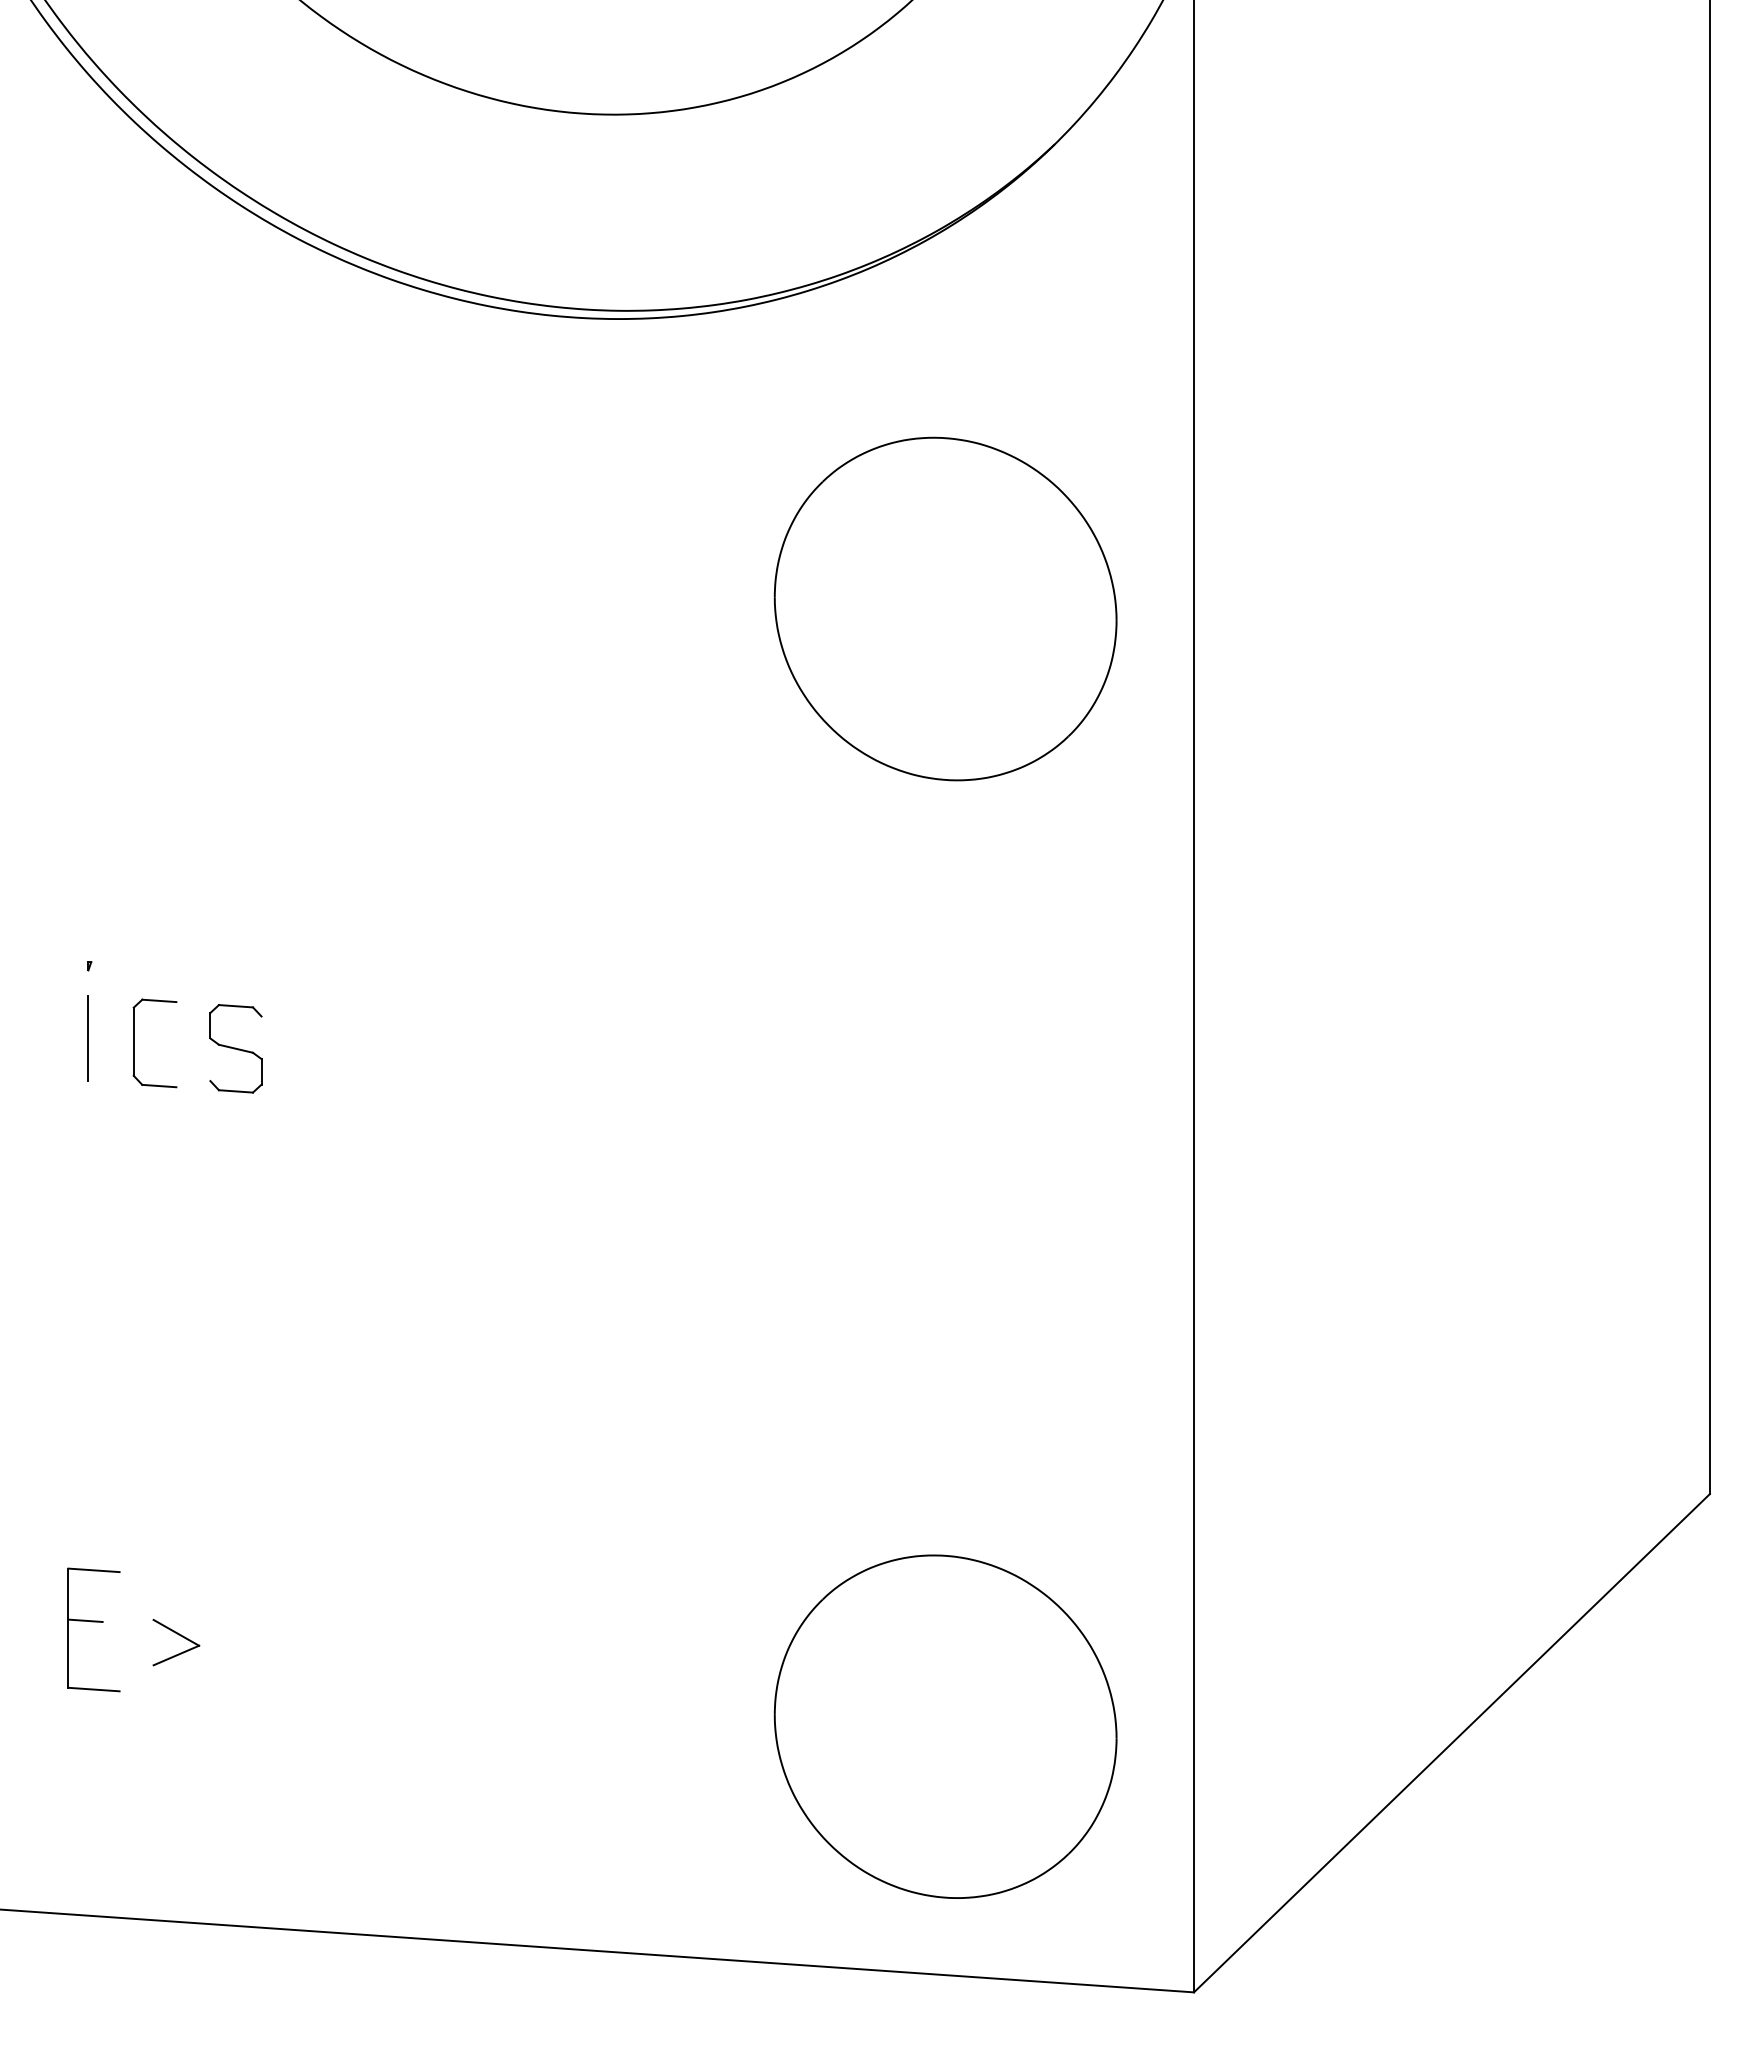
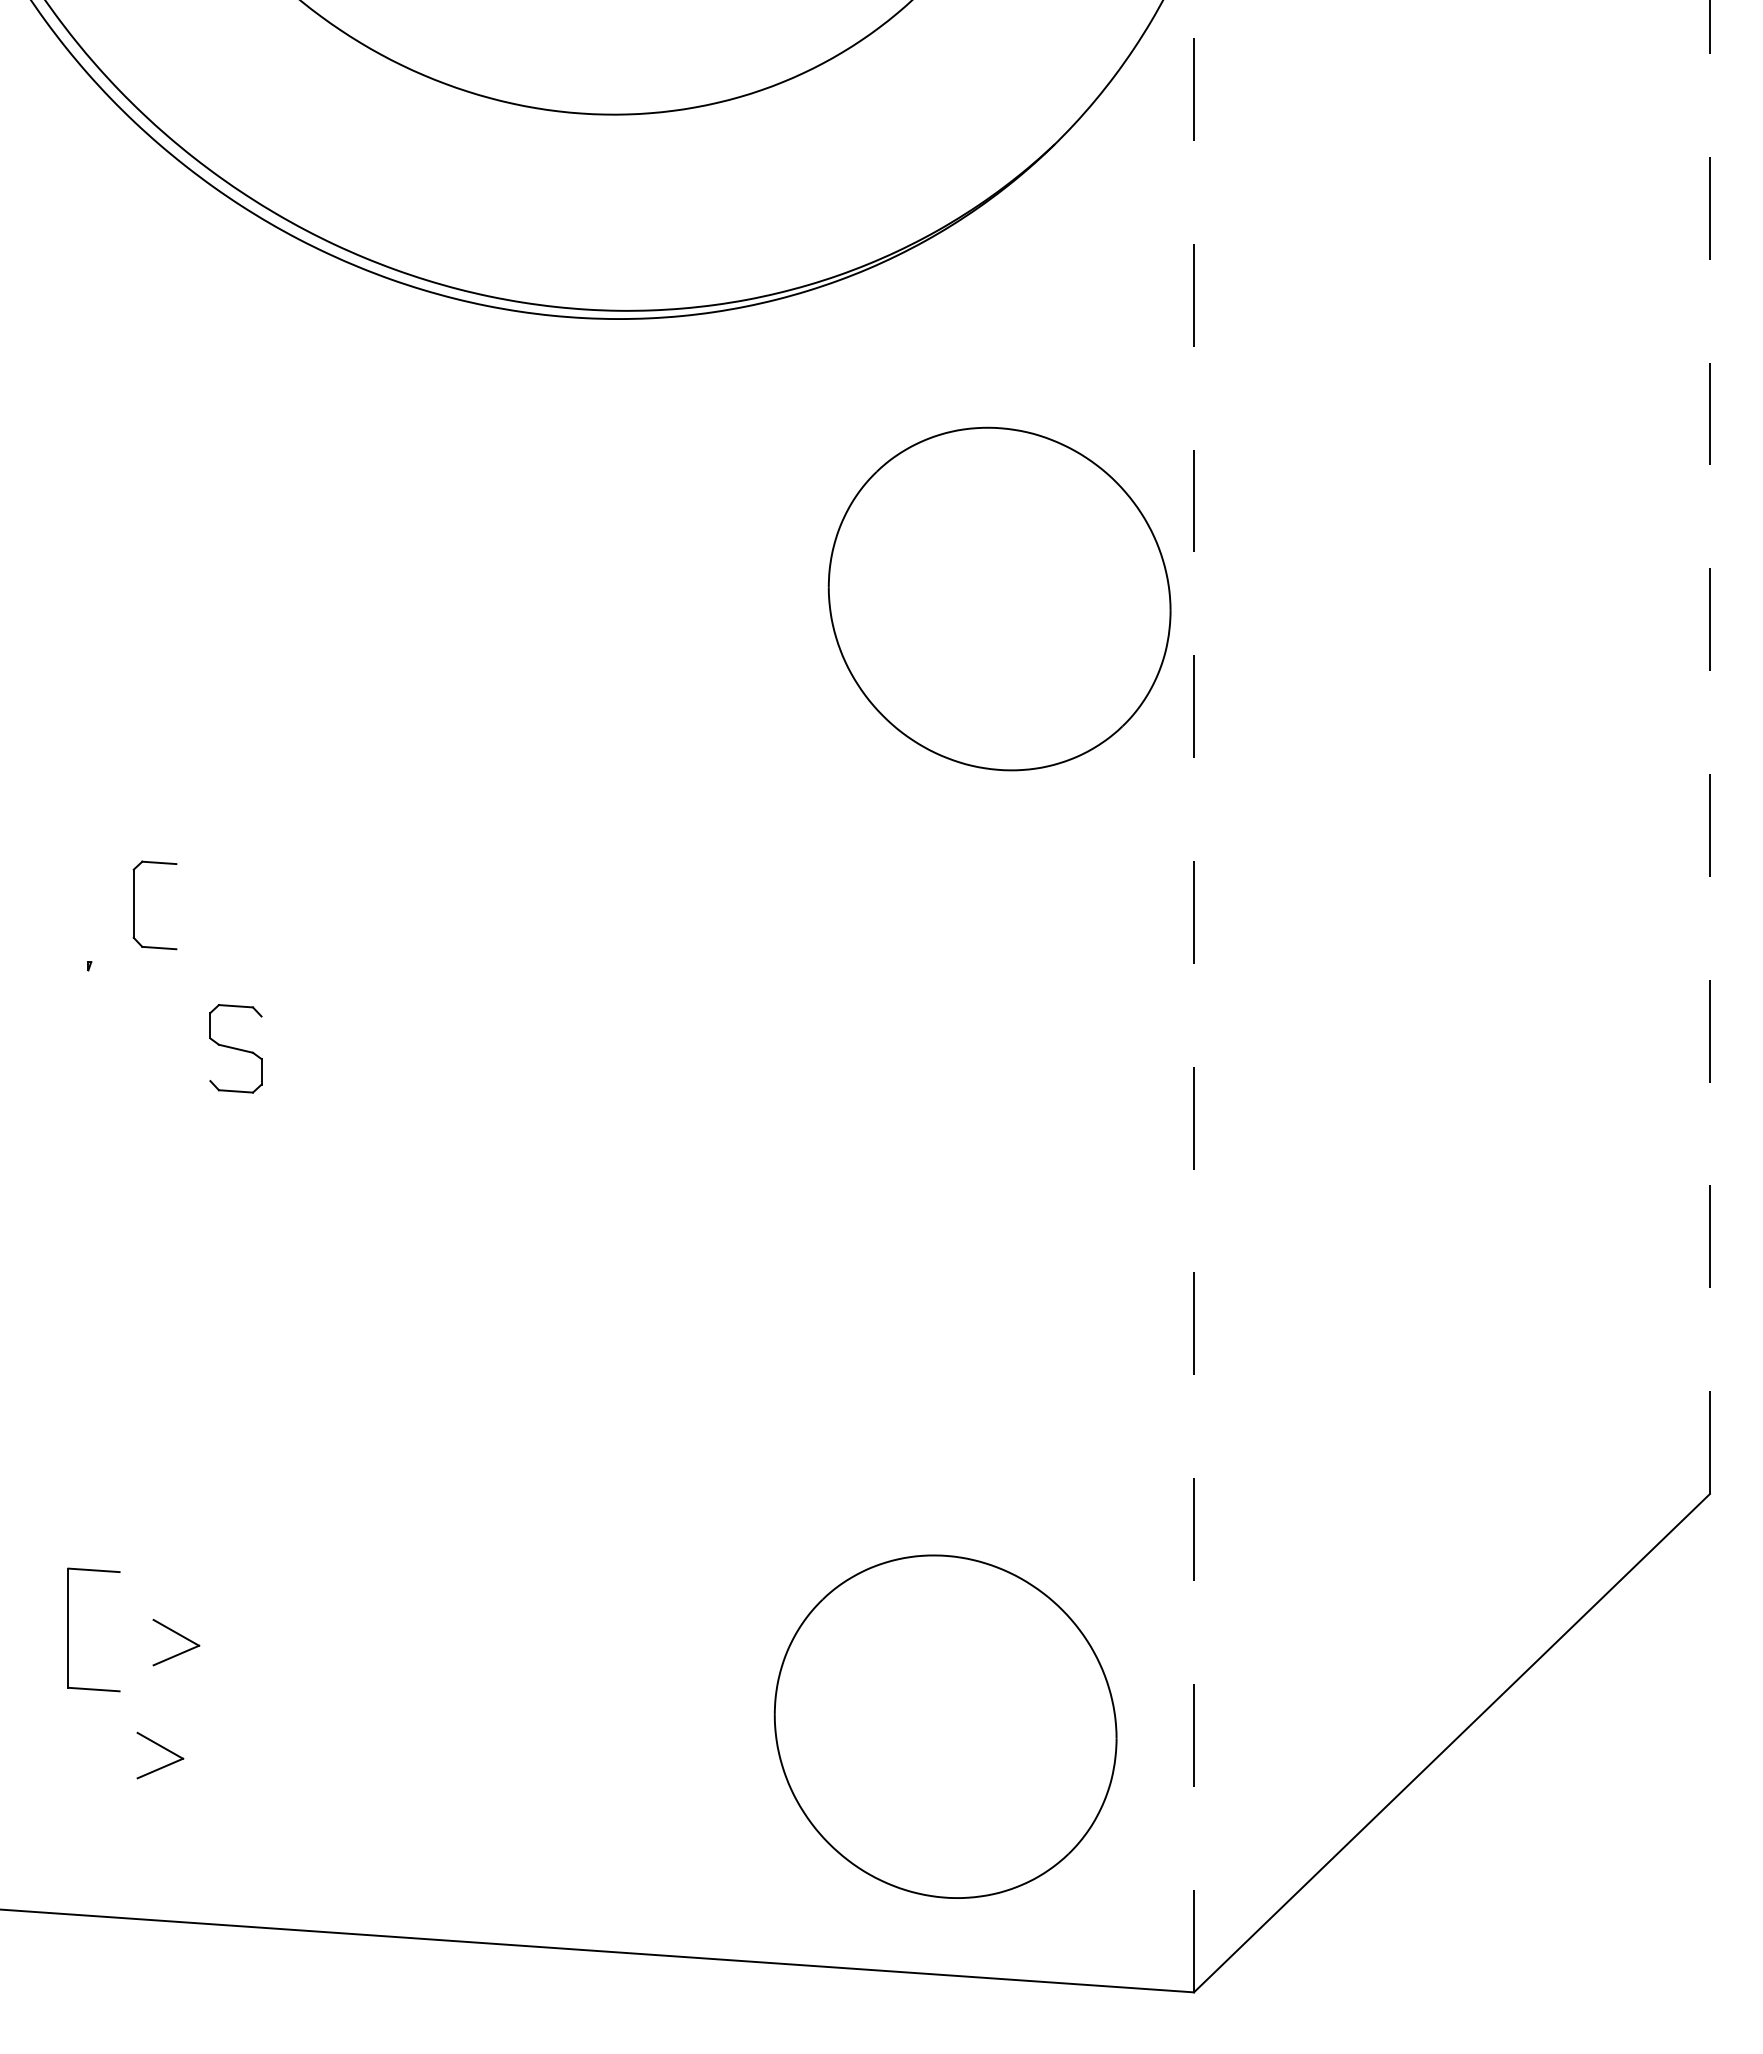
part position: (945, 608) -> (999, 598) (999, 598)
line: solid -> dashed (1709, 747)
line: solid -> dashed (1194, 996)
line: present -> none (88, 1038)
part position: (134, 1043) -> (134, 905) (134, 905)
line: present -> none (85, 1620)
part: none -> present (164, 1749)
